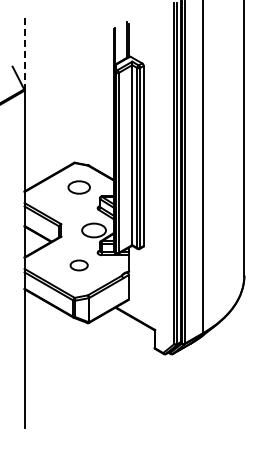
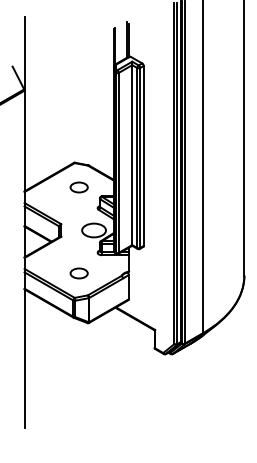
line: dashed -> solid (24, 54)
part size: 24x15 px -> 20x13 px (78, 187)
part position: (78, 265) -> (78, 273) (78, 273)
